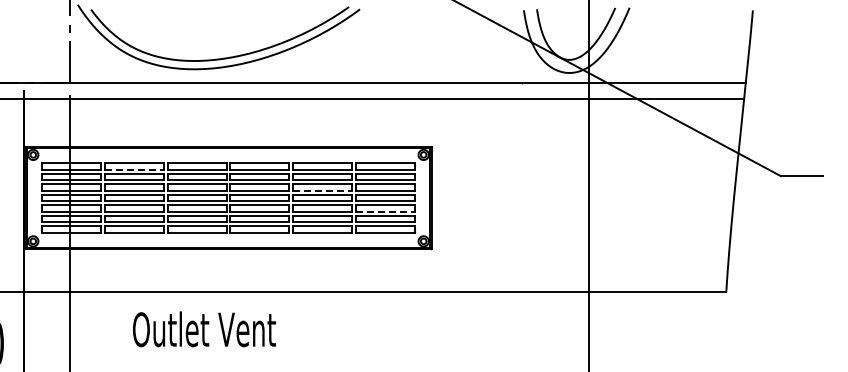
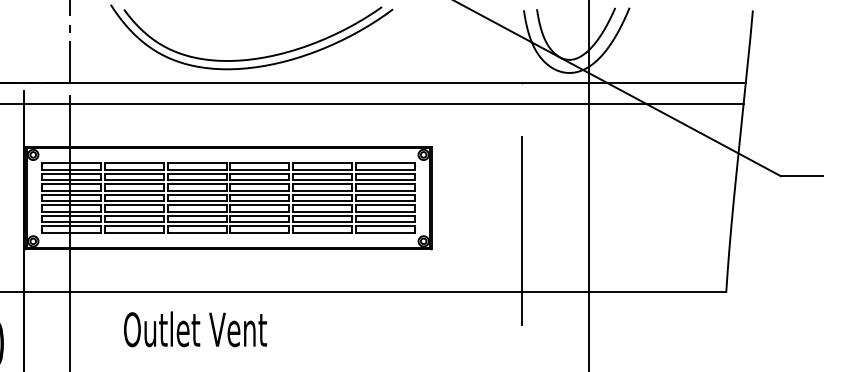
part position: (223, 57) -> (256, 57) (256, 57)
line position: (372, 98) -> (372, 103) (372, 103)
line: dashed -> solid (134, 169)
line: dashed -> solid (323, 190)
line: dashed -> solid (386, 211)
line: none -> present (521, 231)
text position: (204, 329) -> (195, 329) (195, 329)
